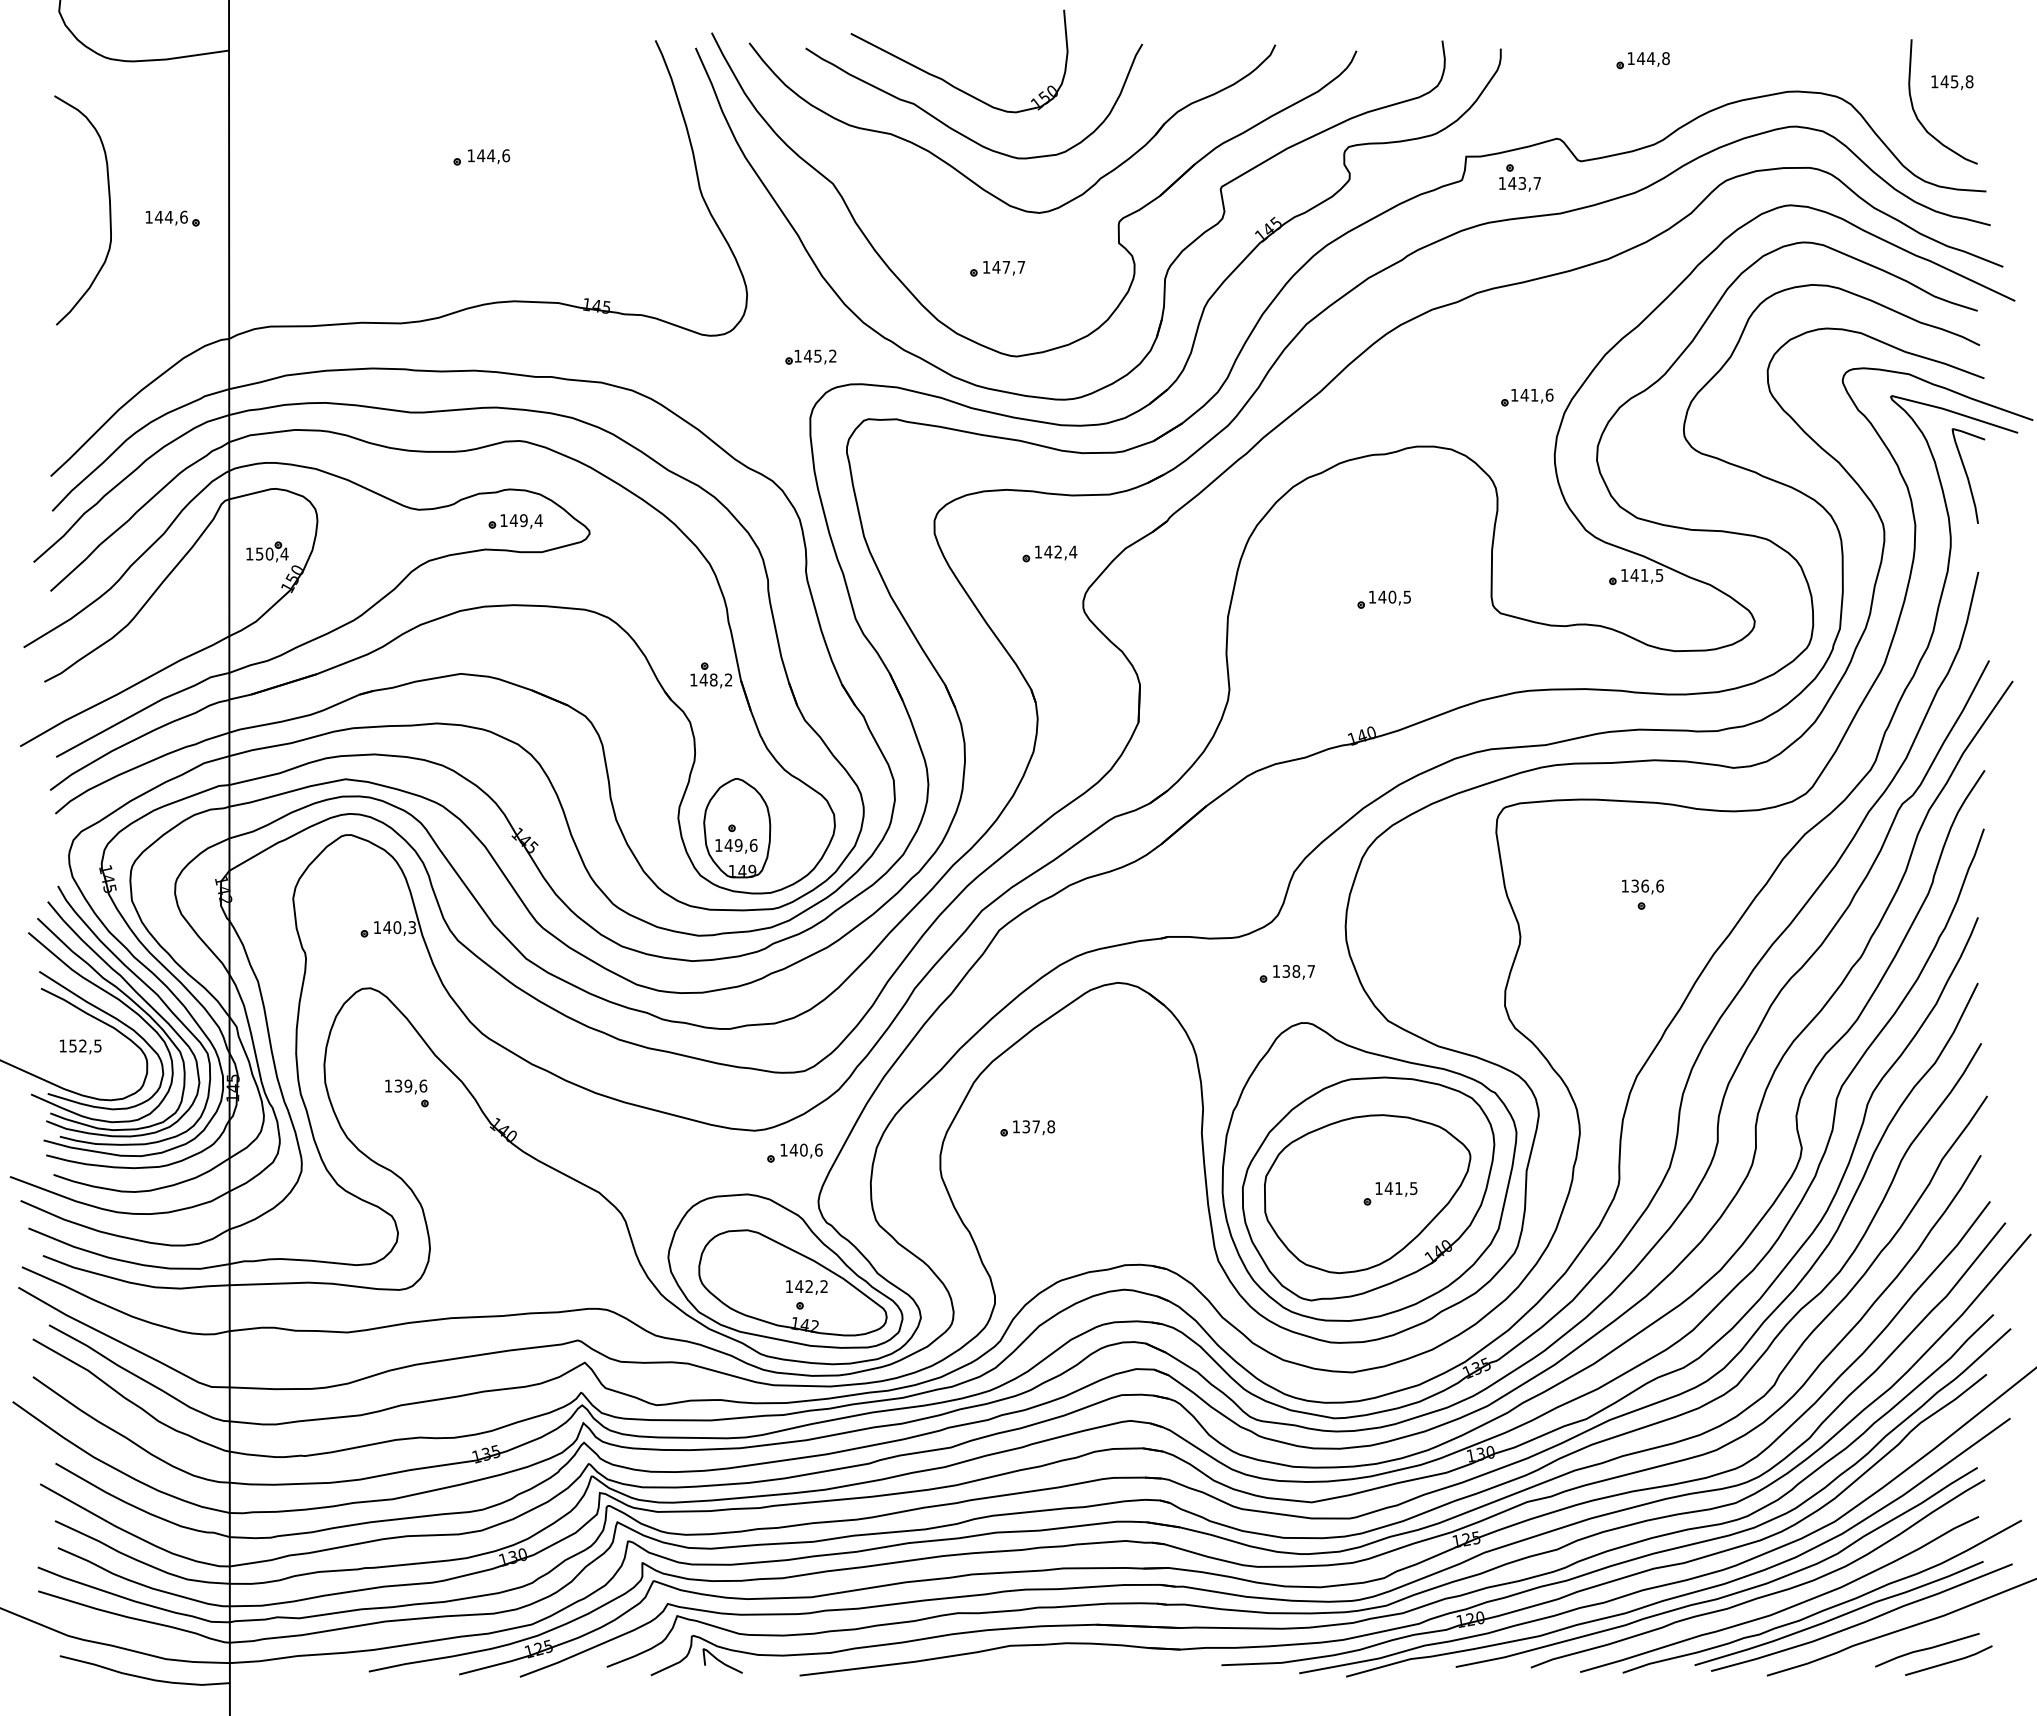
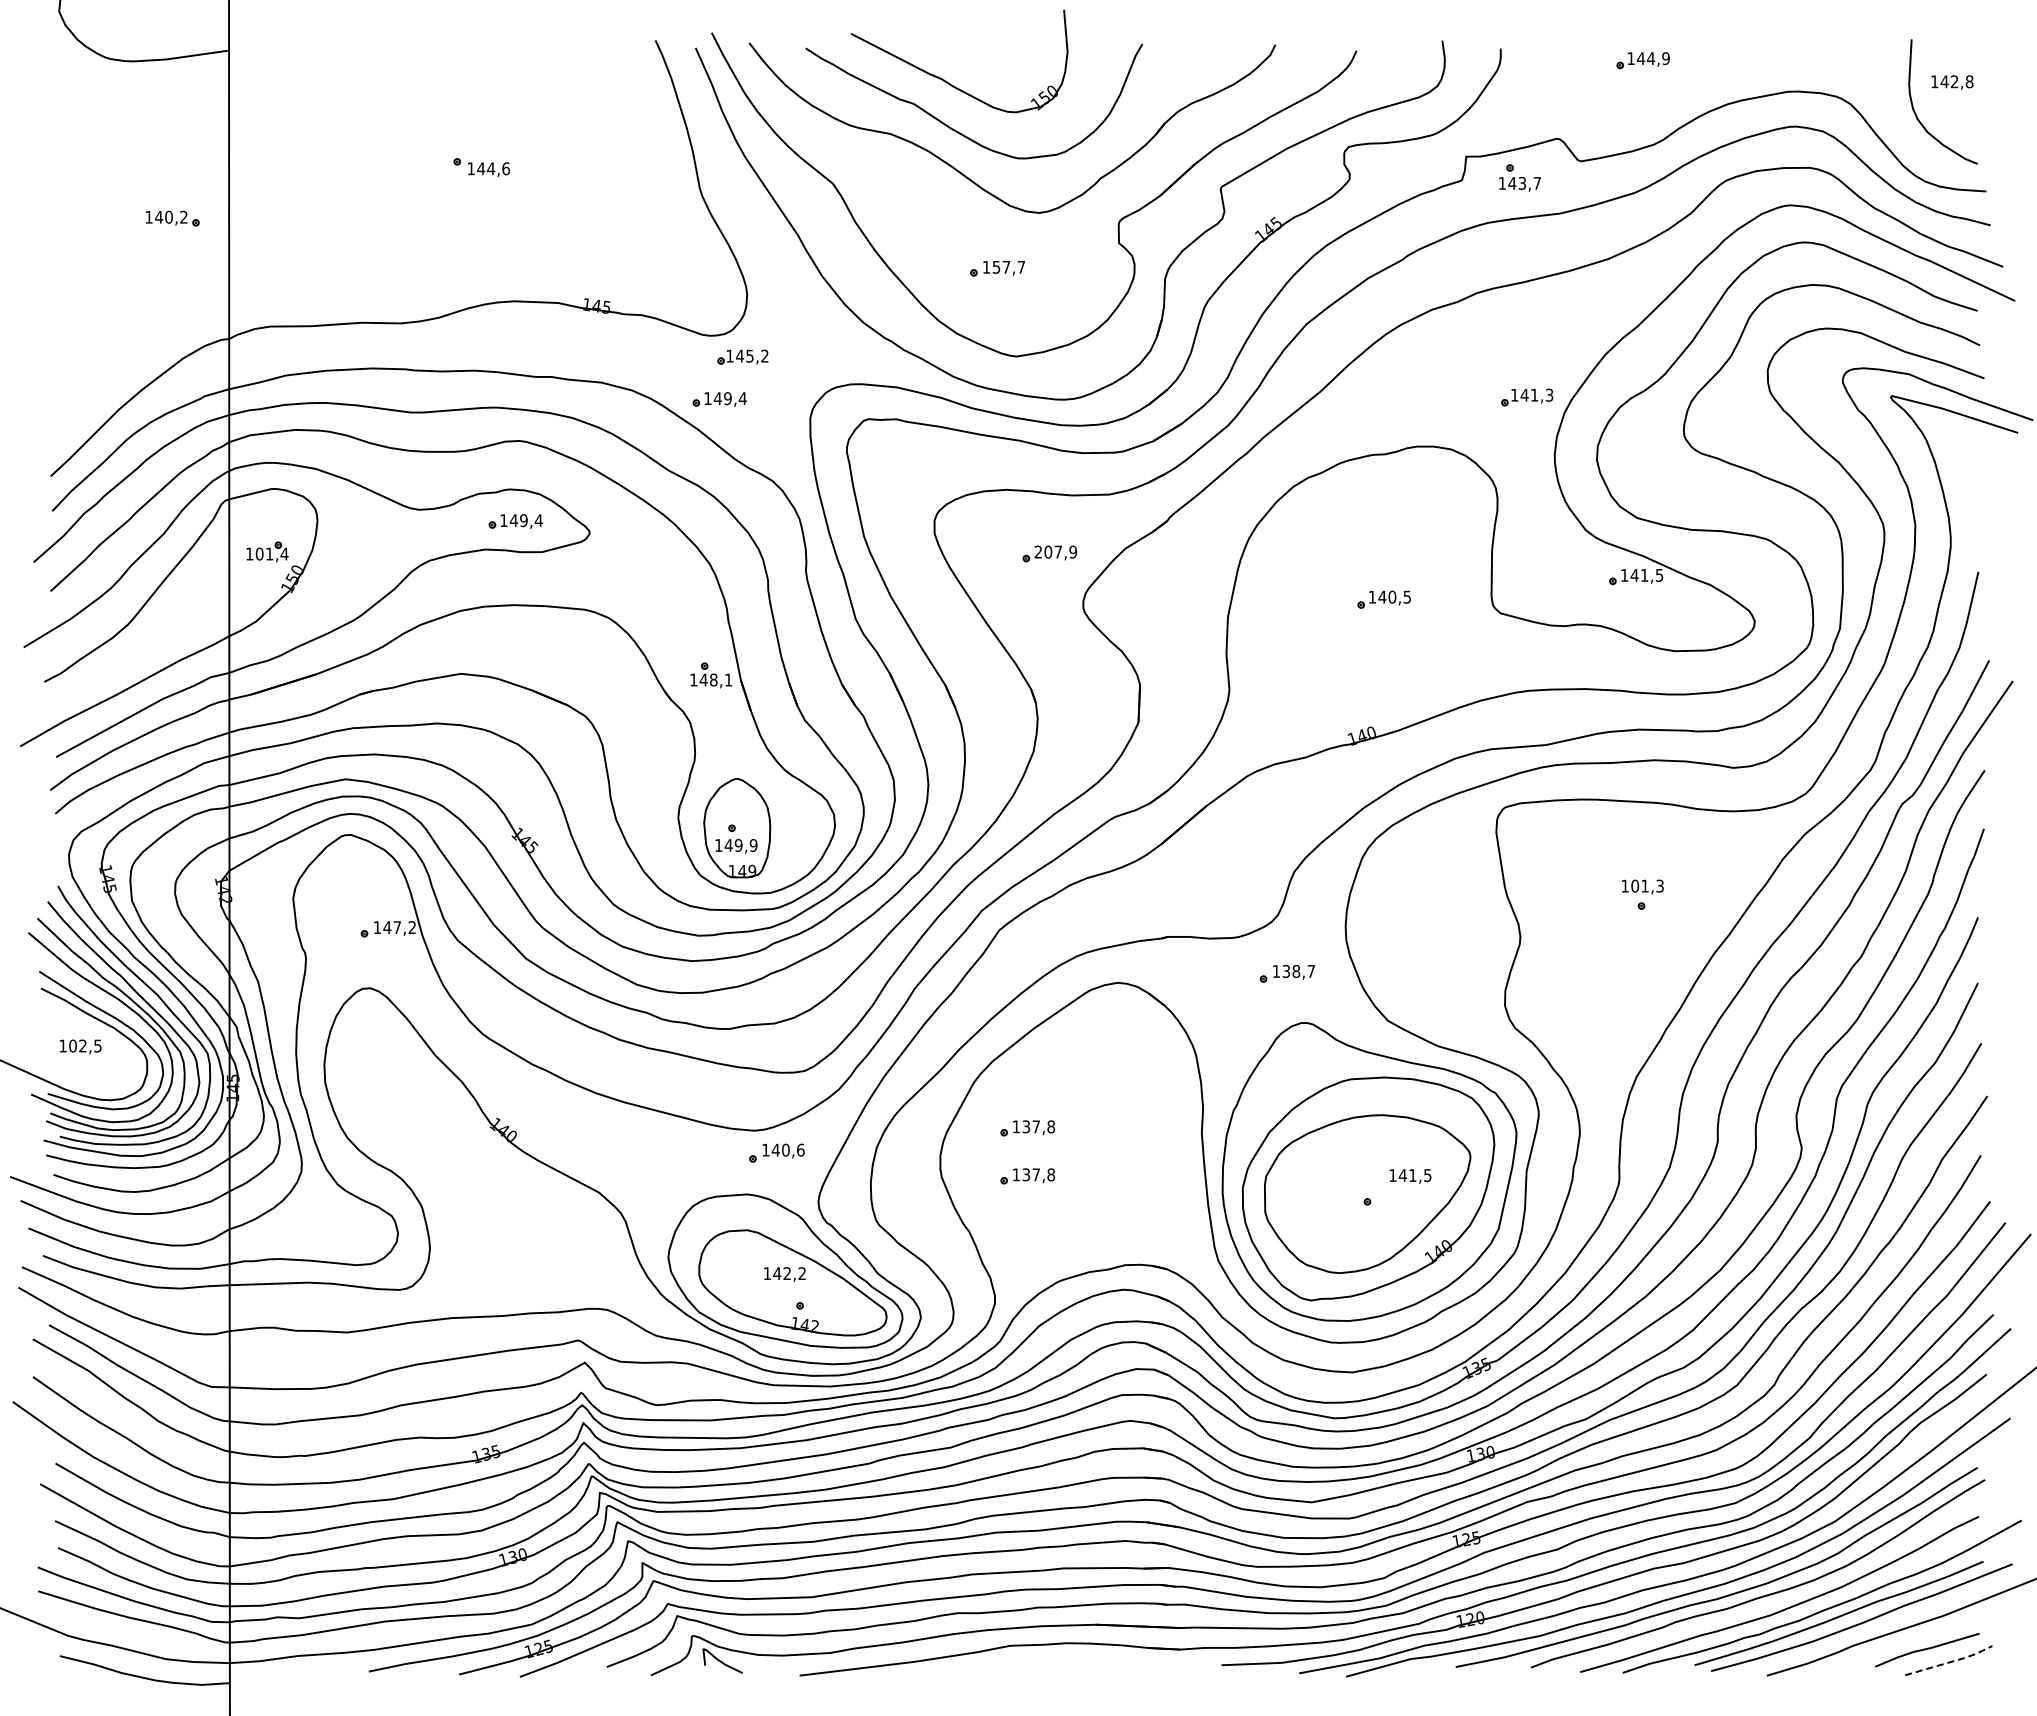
text: 144,8 -> 144,9 (1665, 58)
text: 145,8 -> 142,8 (1954, 81)
text position: (489, 156) -> (489, 169) (489, 169)
curve: present -> none (109, 210)
text: 144,6 -> 140,2 (175, 216)
text: 147,7 -> 157,7 (996, 267)
part position: (810, 356) -> (742, 356) (742, 356)
text: 141,6 -> 141,3 (1549, 394)
part: none -> present (719, 399)
curve: present -> none (1967, 475)
text: 142,4 -> 207,9 (1055, 551)
text: 150,4 -> 101,4 (264, 553)
text: 148,2 -> 148,1 (728, 679)
text: 149,6 -> 149,9 (753, 845)
text: 136,6 -> 101,3 (1647, 885)
text: 140,3 -> 147,2 (404, 927)
text: 152,5 -> 102,5 (72, 1045)
part: present -> none (406, 1093)
part position: (794, 1152) -> (776, 1152) (776, 1152)
part: none -> present (1027, 1176)
text position: (1396, 1189) -> (1410, 1176) (1410, 1176)
text position: (806, 1287) -> (784, 1274) (784, 1274)
line: solid -> dashed (1951, 1661)
